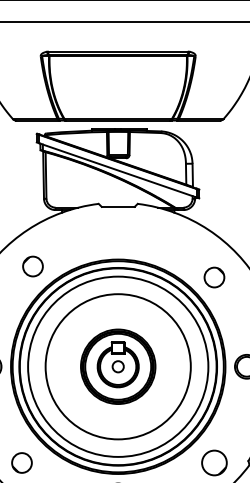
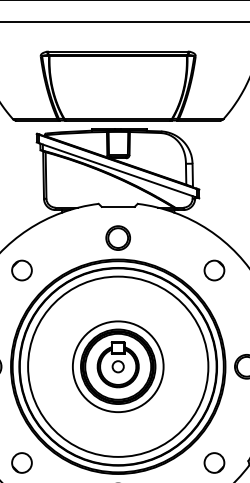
part: none -> present (117, 237)
part position: (32, 266) -> (21, 270) (21, 270)
part position: (214, 277) -> (214, 270) (214, 270)
circle diameter: 145 px -> 91 px (117, 366)
part size: 27x28 px -> 23x22 px (214, 462)
